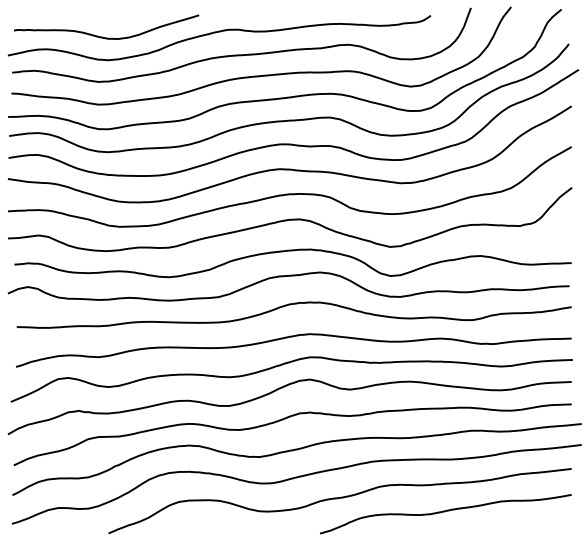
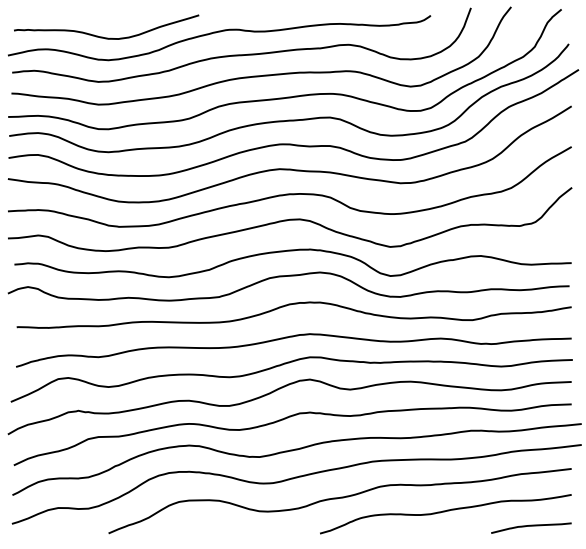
curve: none -> present (531, 526)
